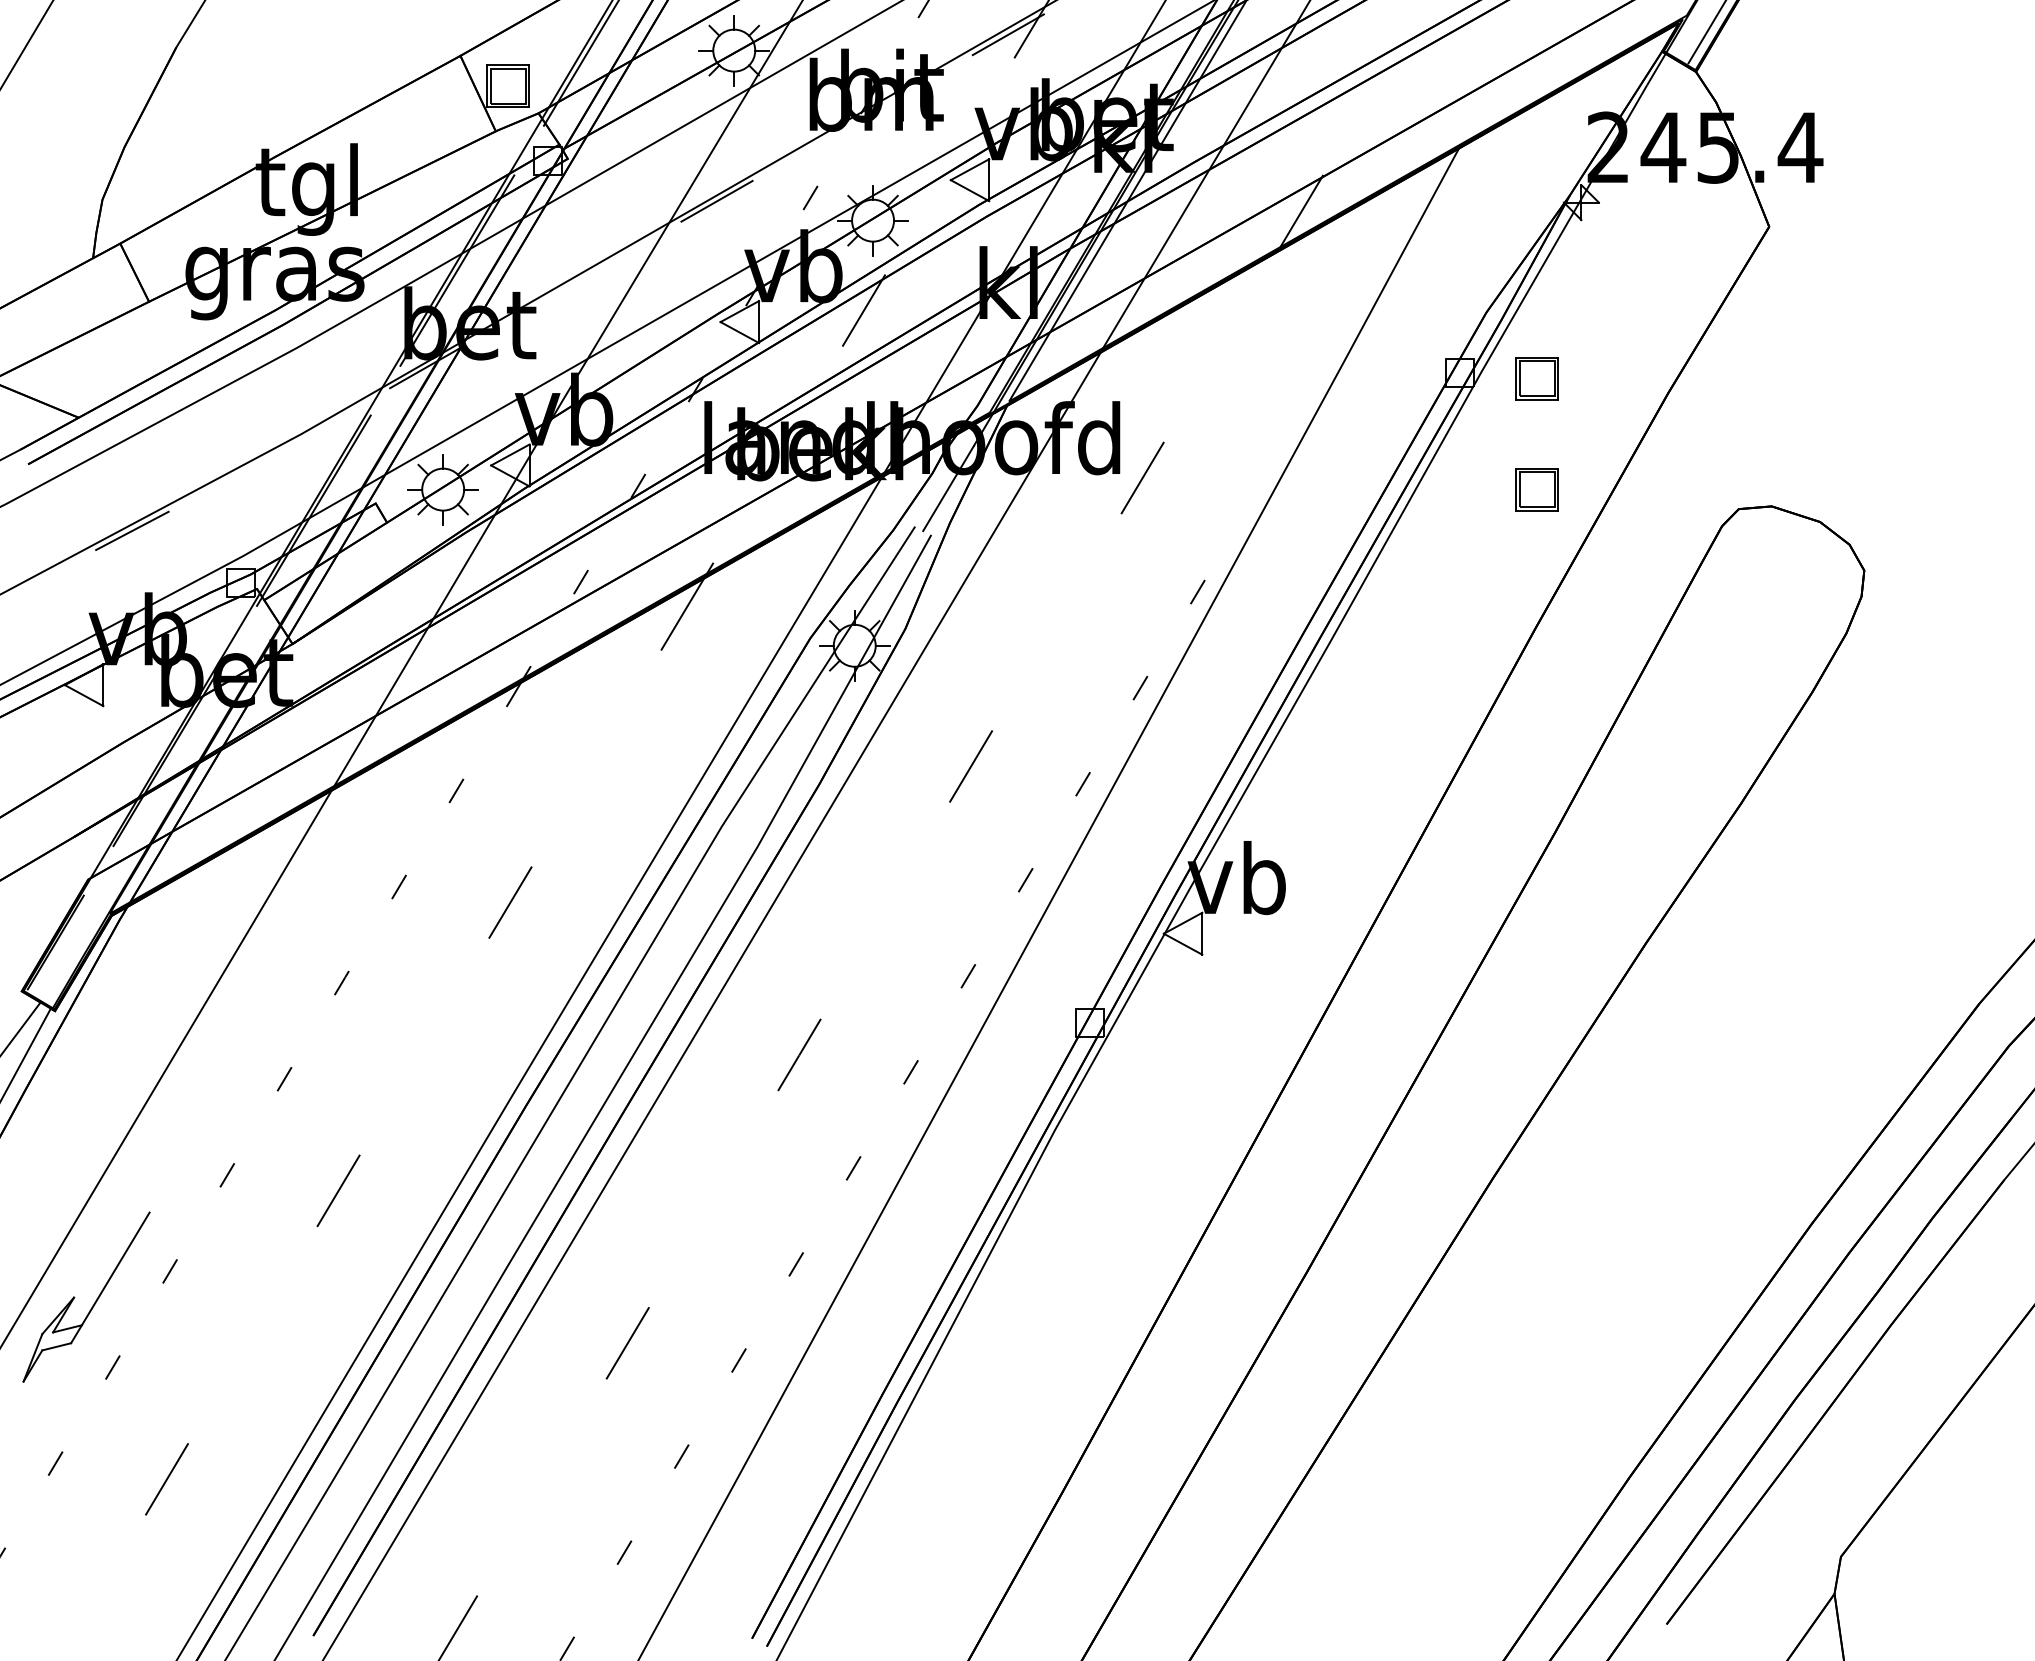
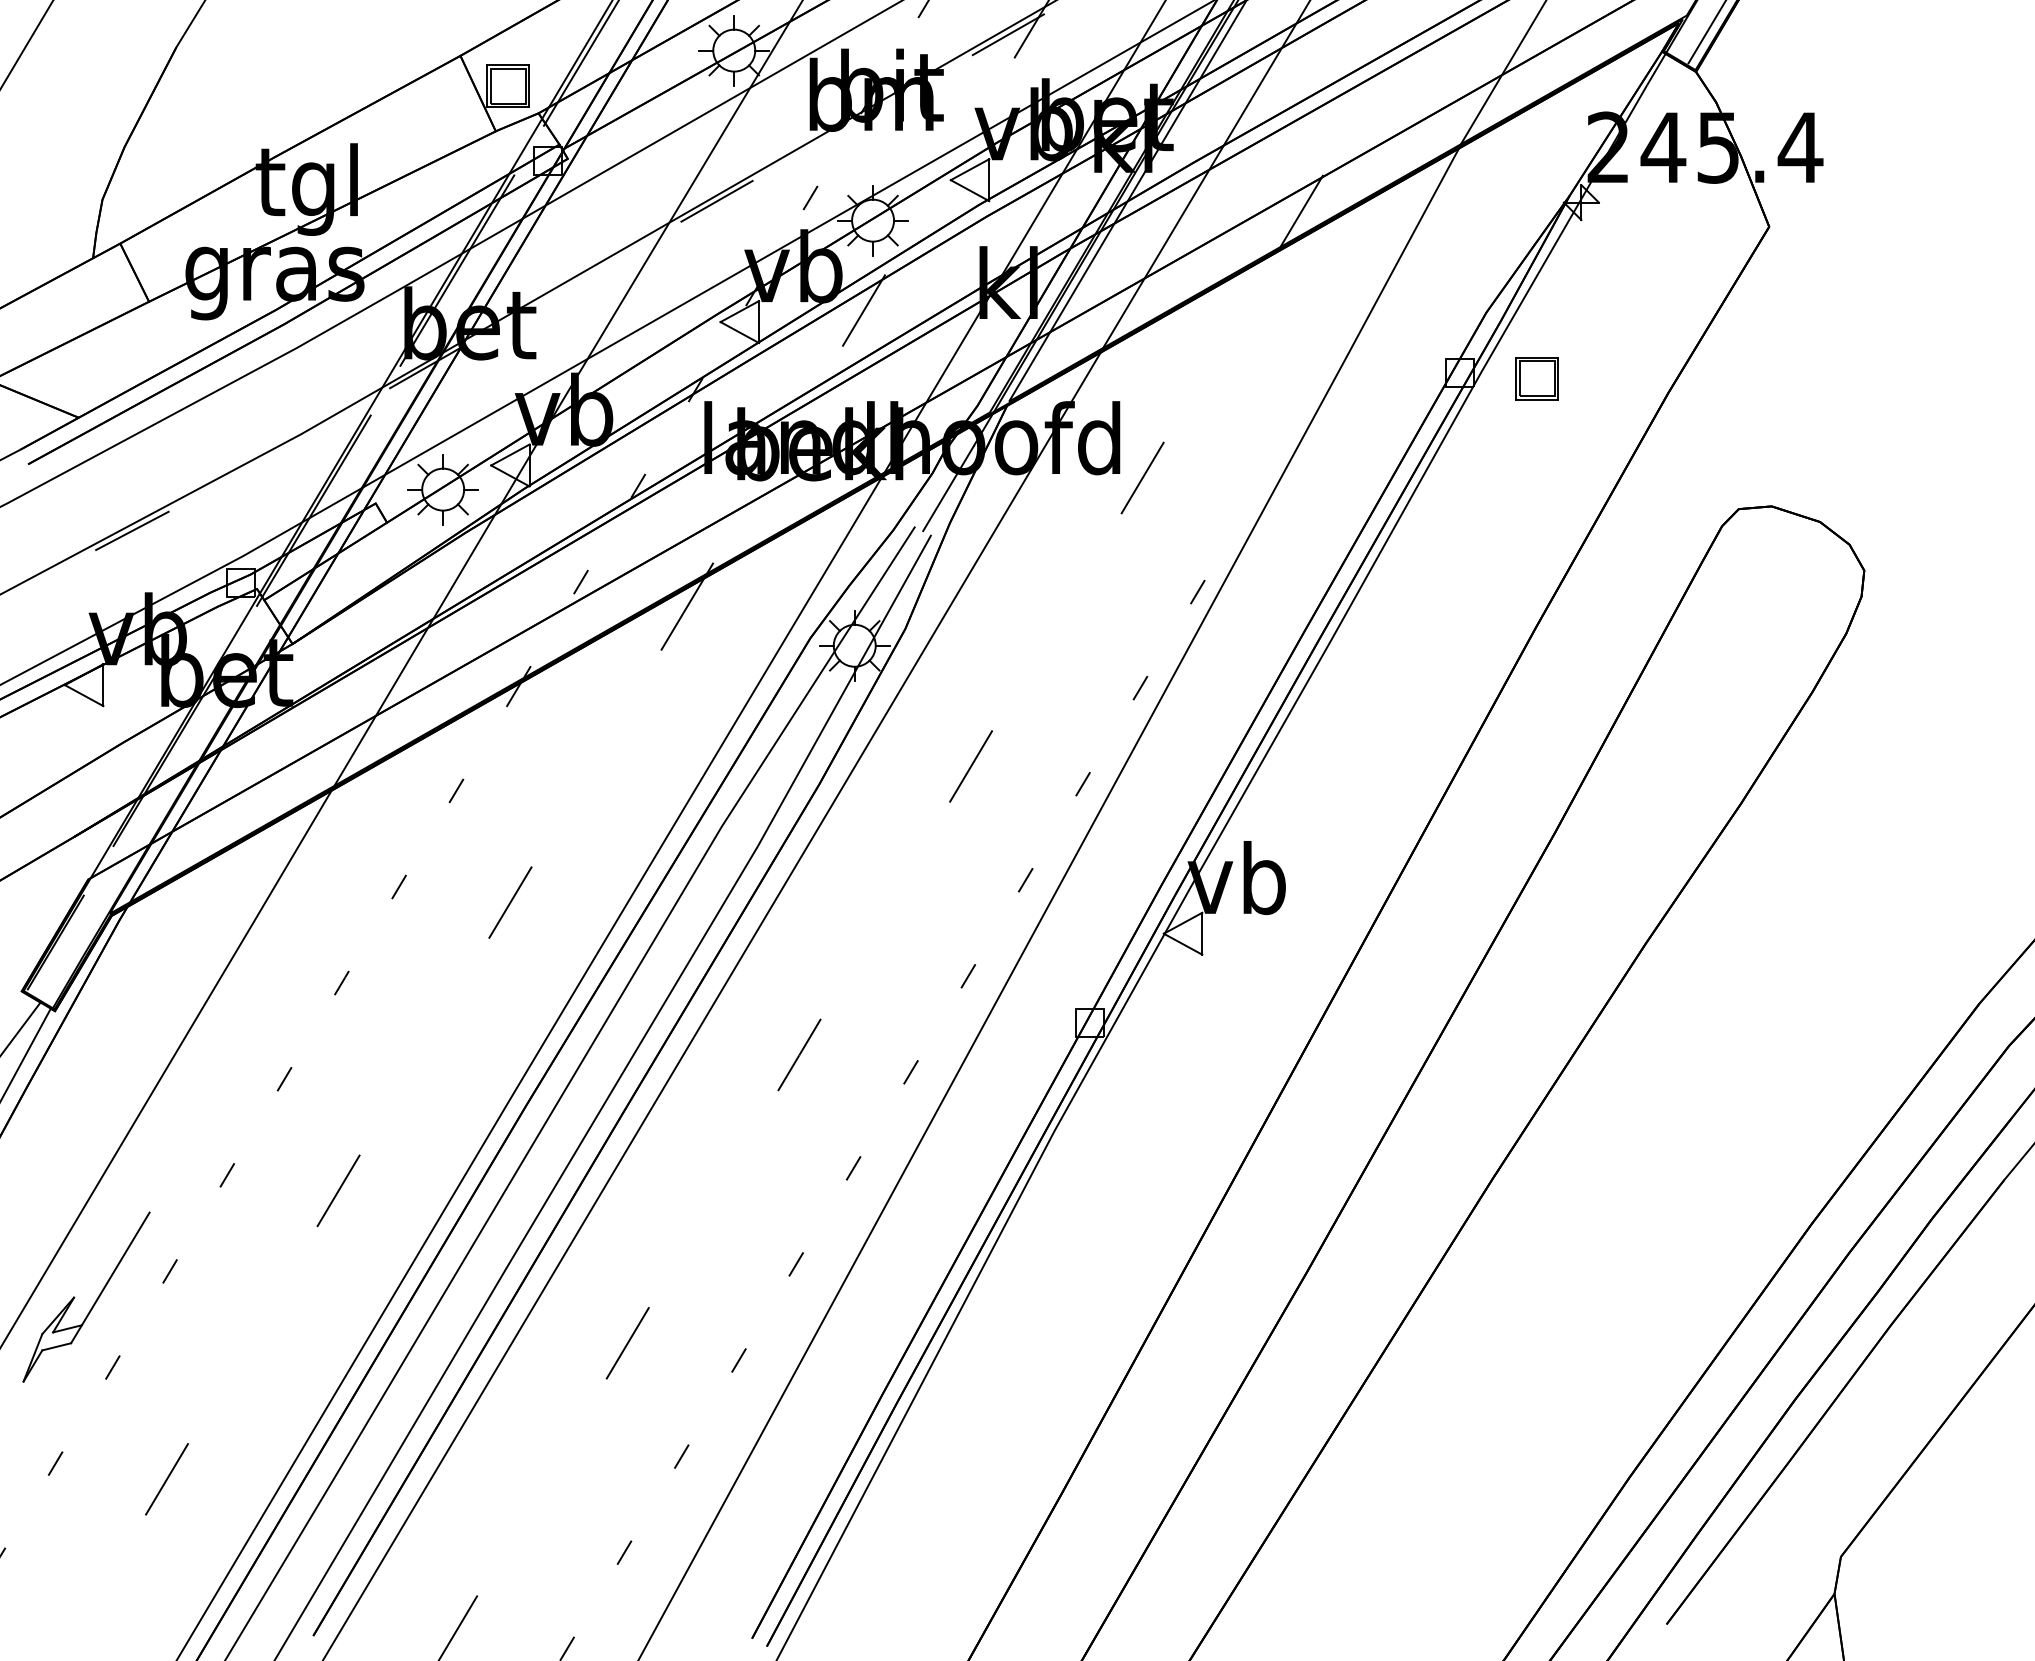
line: none -> present (1502, 73)
part: present -> none (1536, 489)
